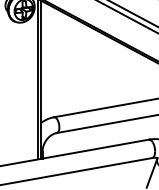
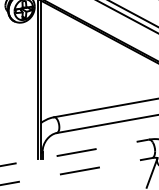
line: solid -> dashed (75, 152)
line: solid -> dashed (76, 171)
